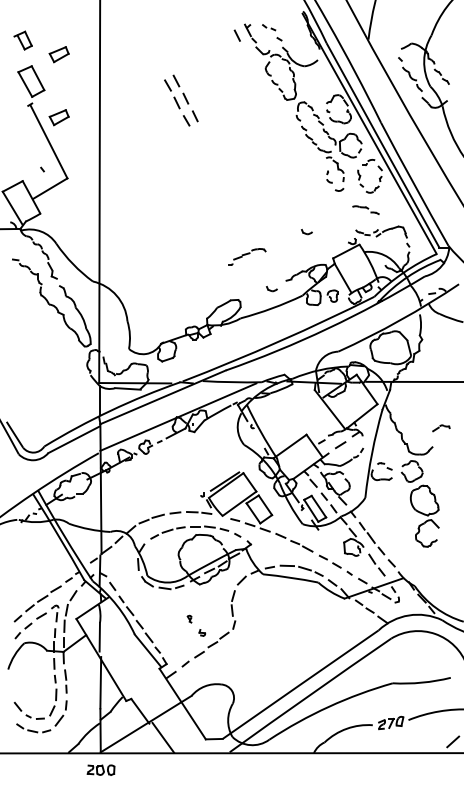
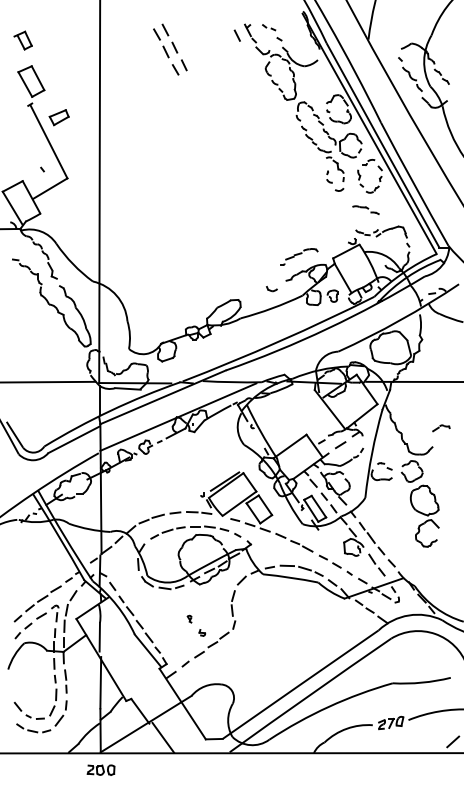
part: present -> none (58, 54)
part position: (181, 100) -> (170, 49) (170, 49)
part: present -> none (306, 232)
part position: (247, 256) -> (299, 256) (299, 256)
line: none -> present (48, 381)
